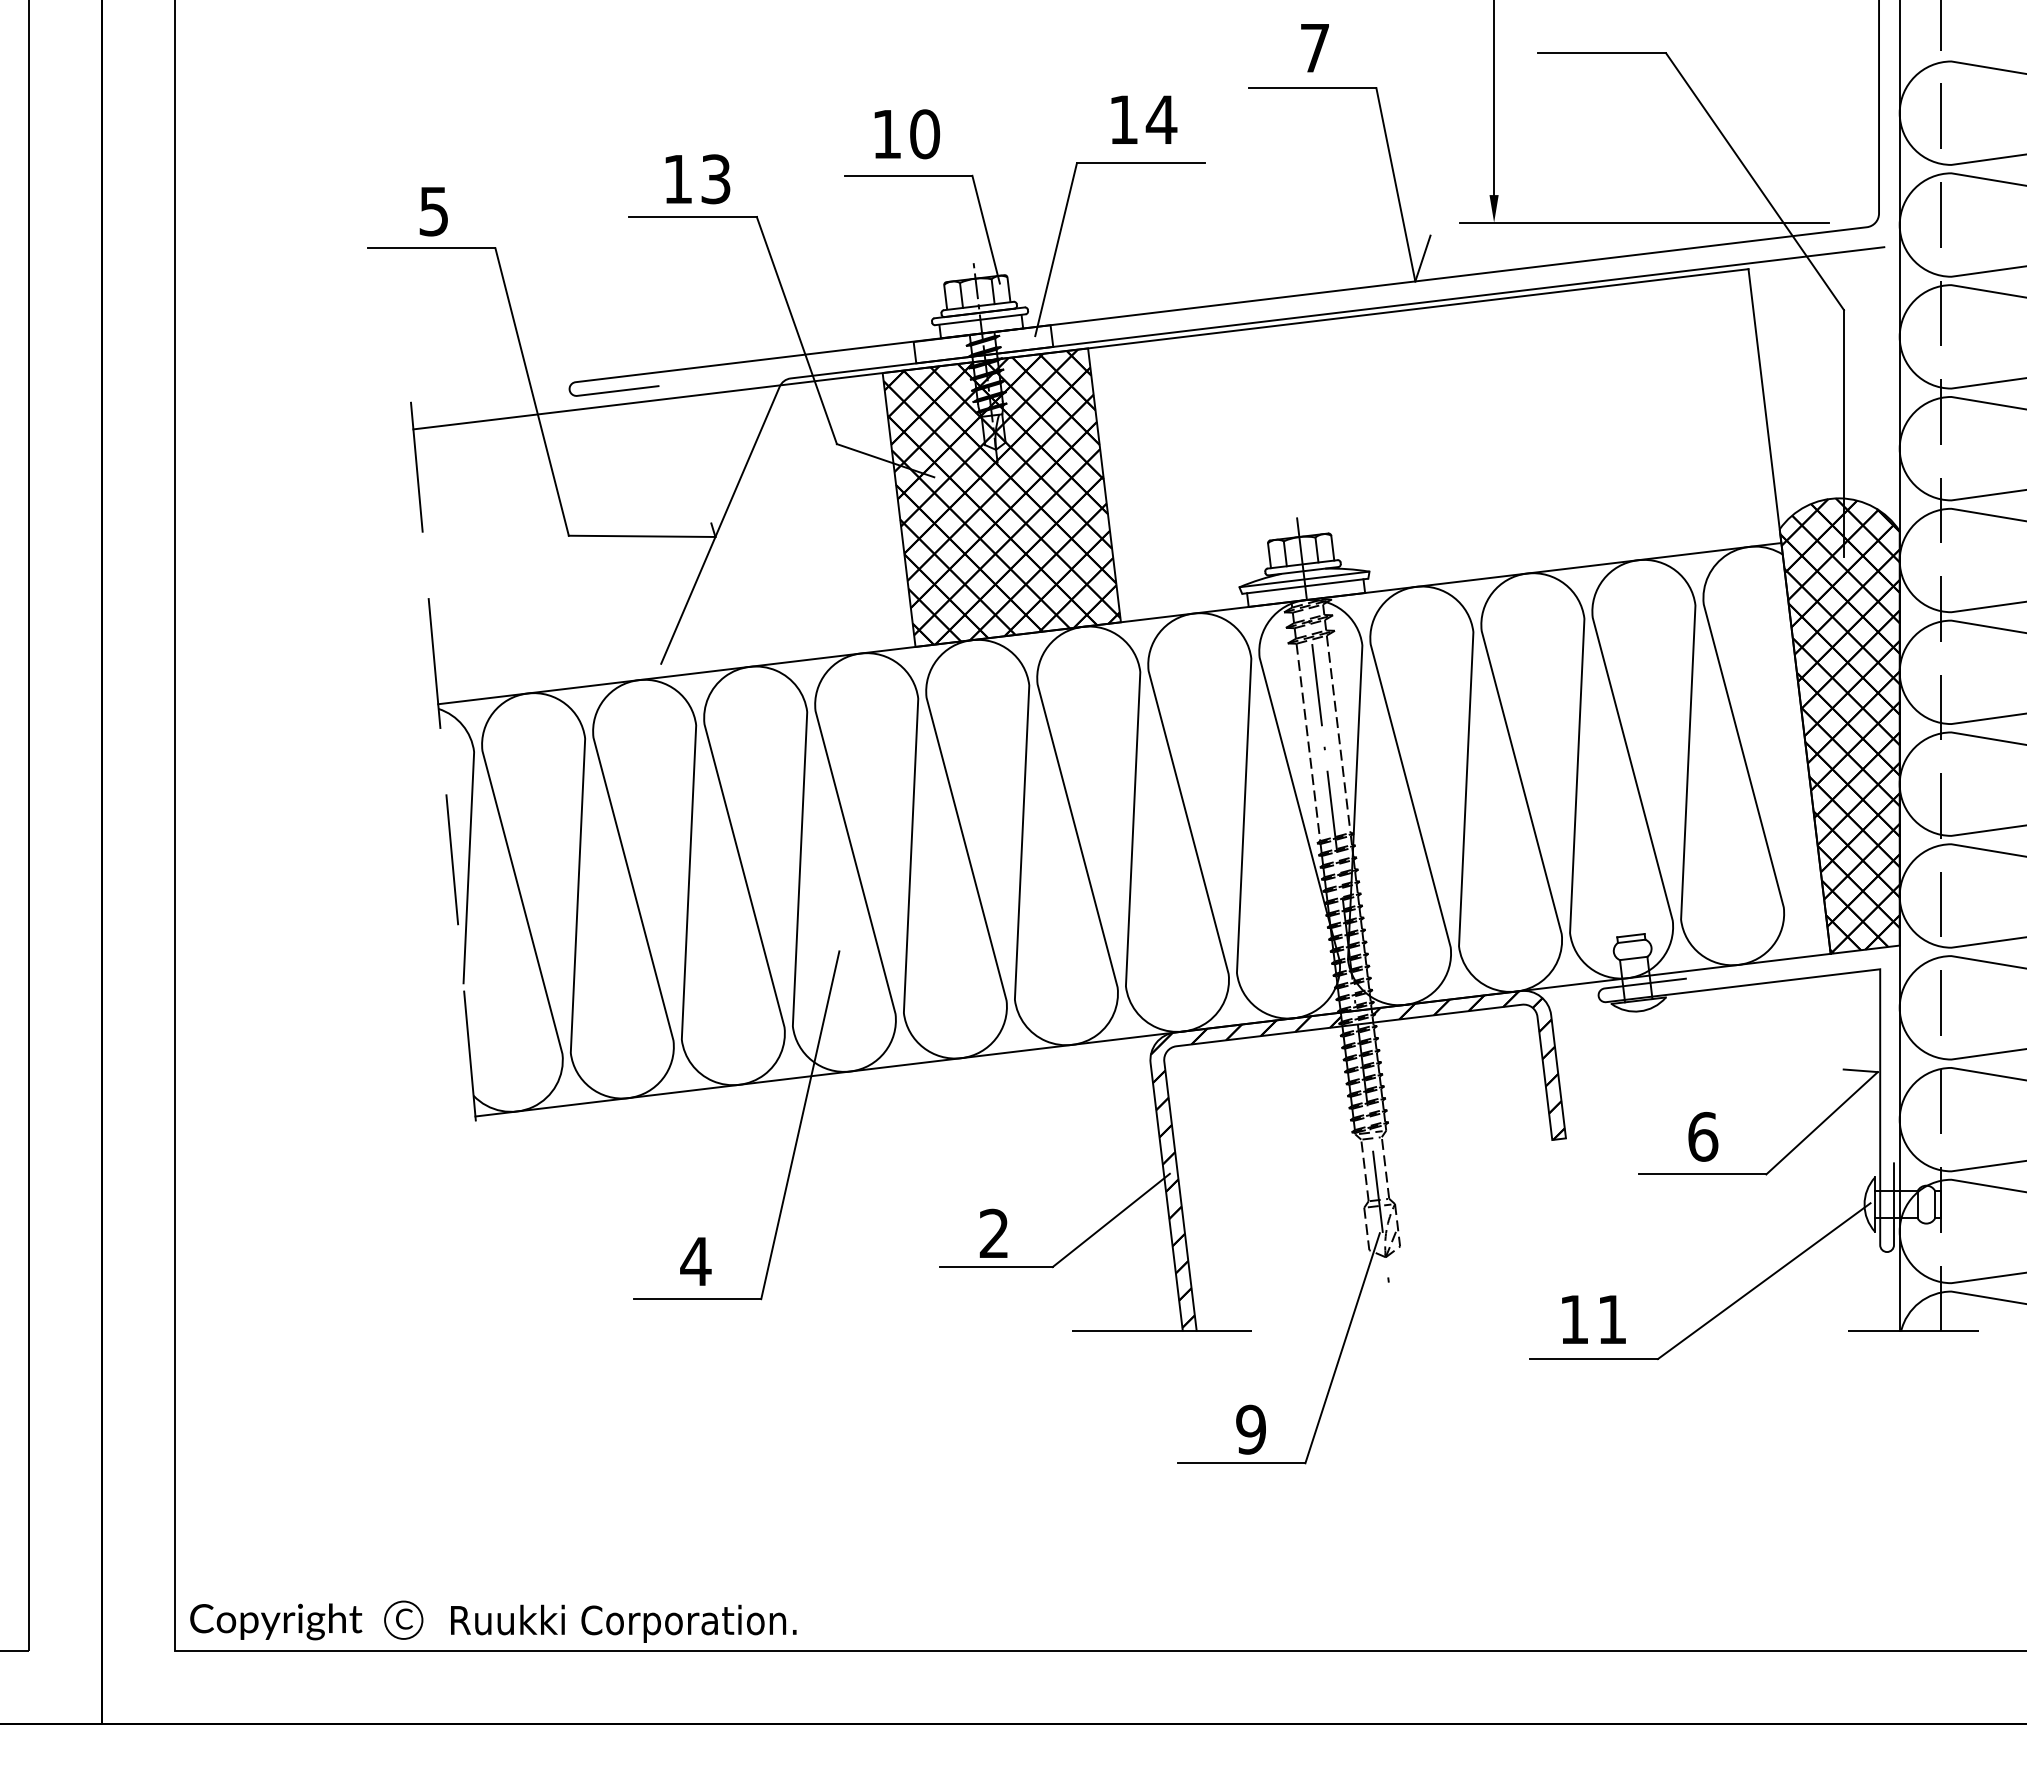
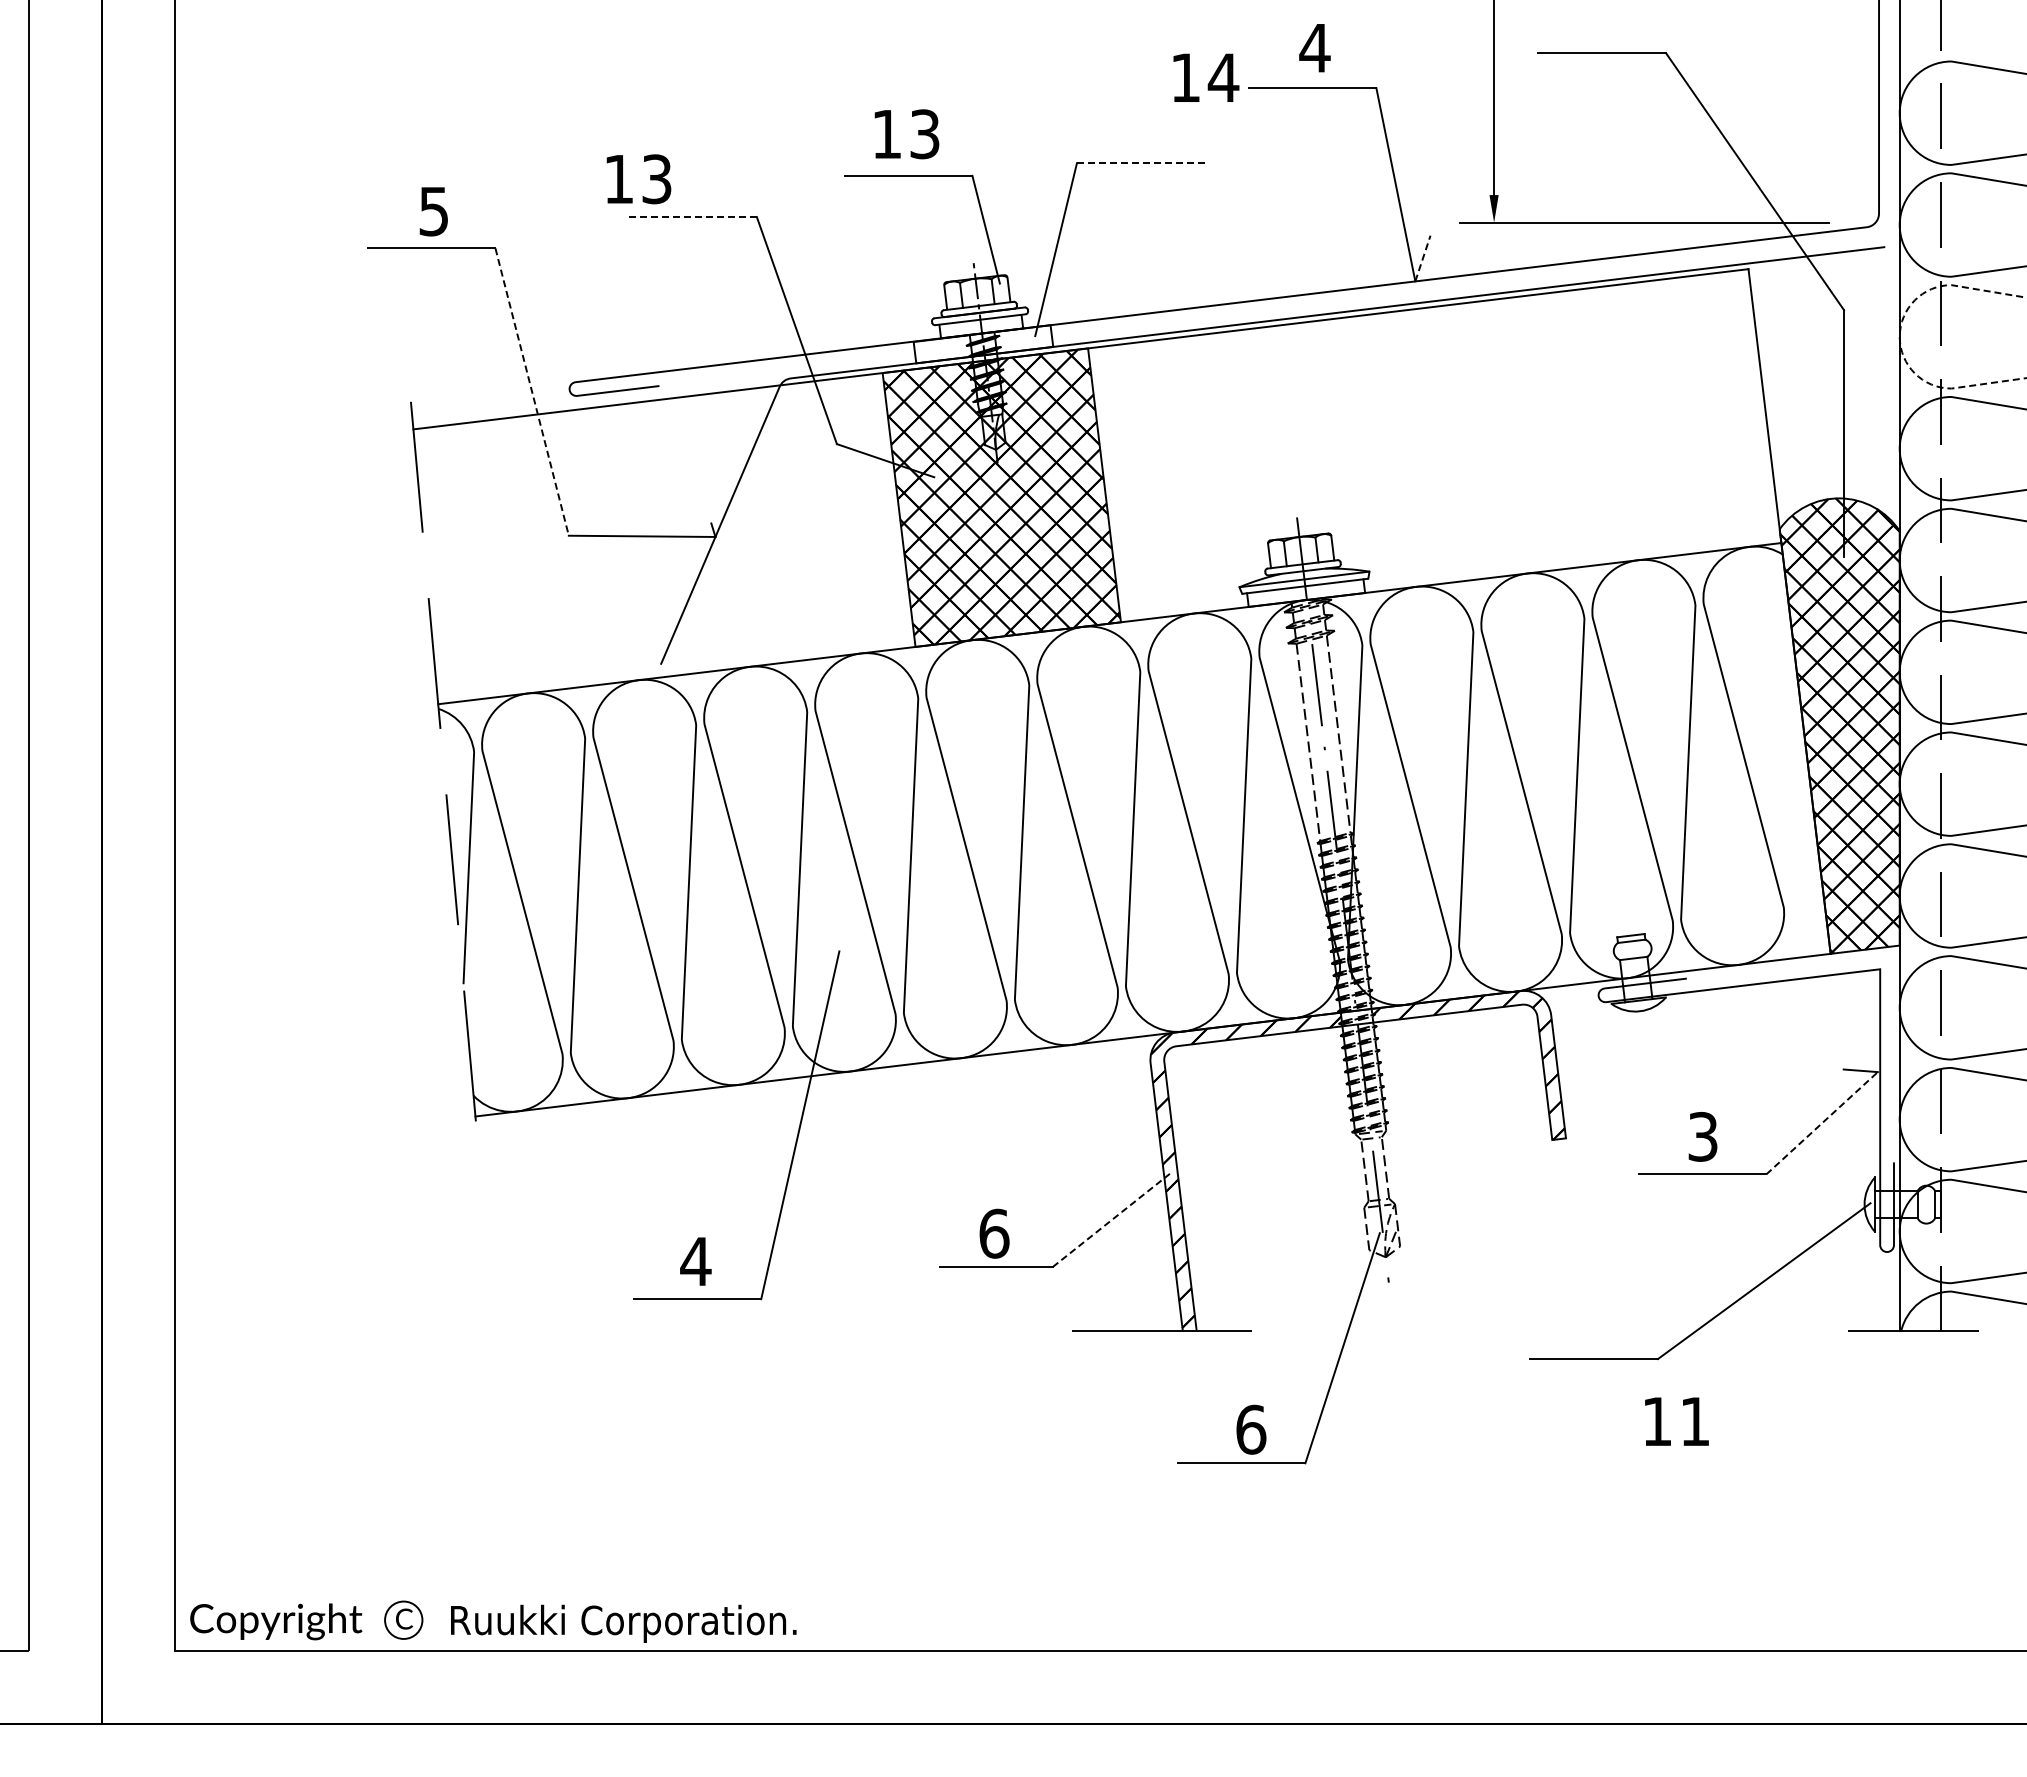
text: 7 -> 4 (1314, 48)
text position: (1144, 119) -> (1206, 77) (1206, 77)
text: 10 -> 13 (925, 134)
line: solid -> dashed (1140, 163)
text position: (697, 179) -> (638, 179) (638, 179)
line: solid -> dashed (693, 217)
line: solid -> dashed (1423, 258)
line: solid -> dashed (1899, 336)
line: solid -> dashed (532, 392)
line: solid -> dashed (1822, 1123)
text: 6 -> 3 (1703, 1136)
line: solid -> dashed (1111, 1220)
text: 2 -> 6 (994, 1233)
text position: (1593, 1319) -> (1676, 1421) (1676, 1421)
text: 9 -> 6 (1251, 1429)
